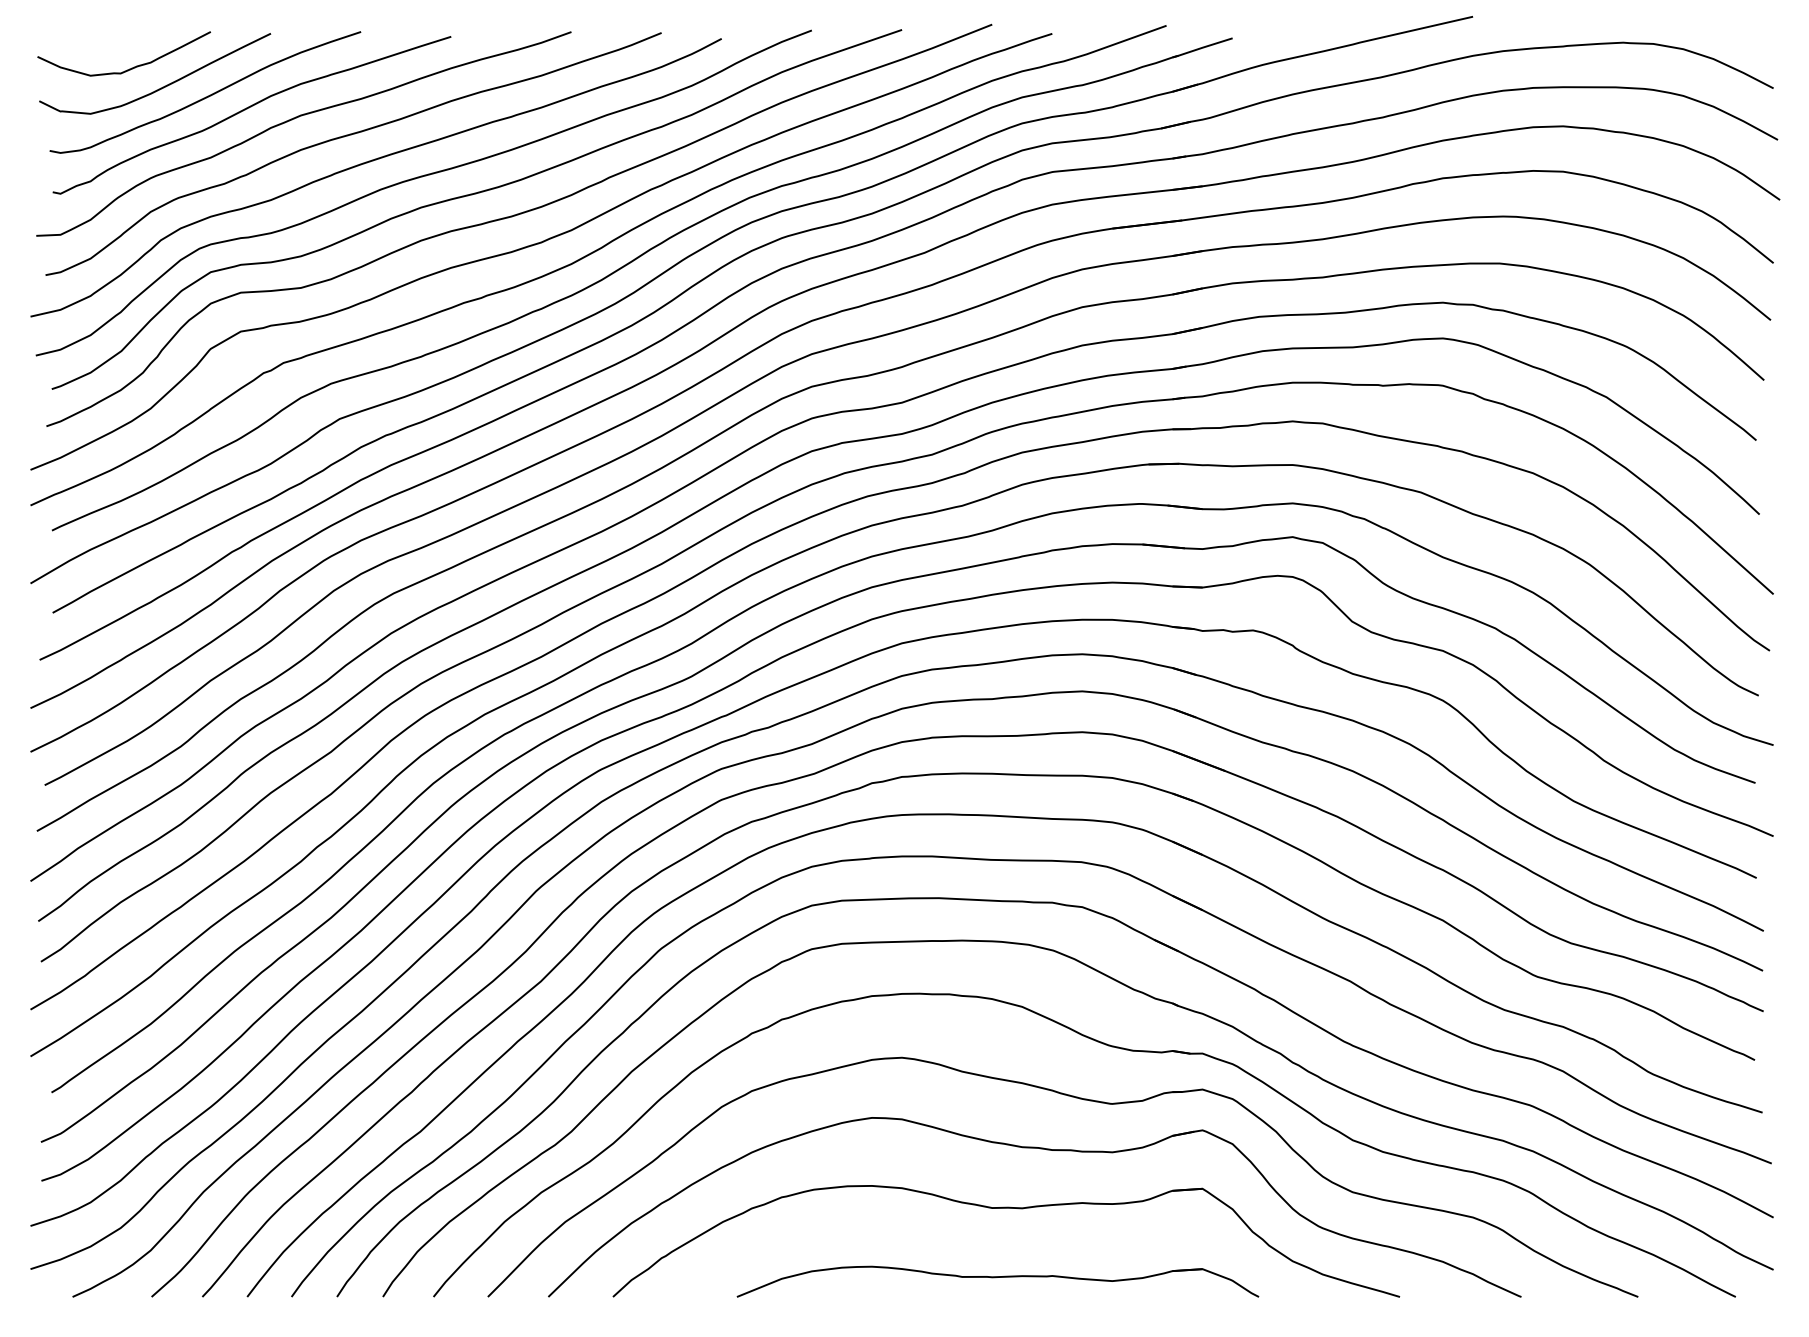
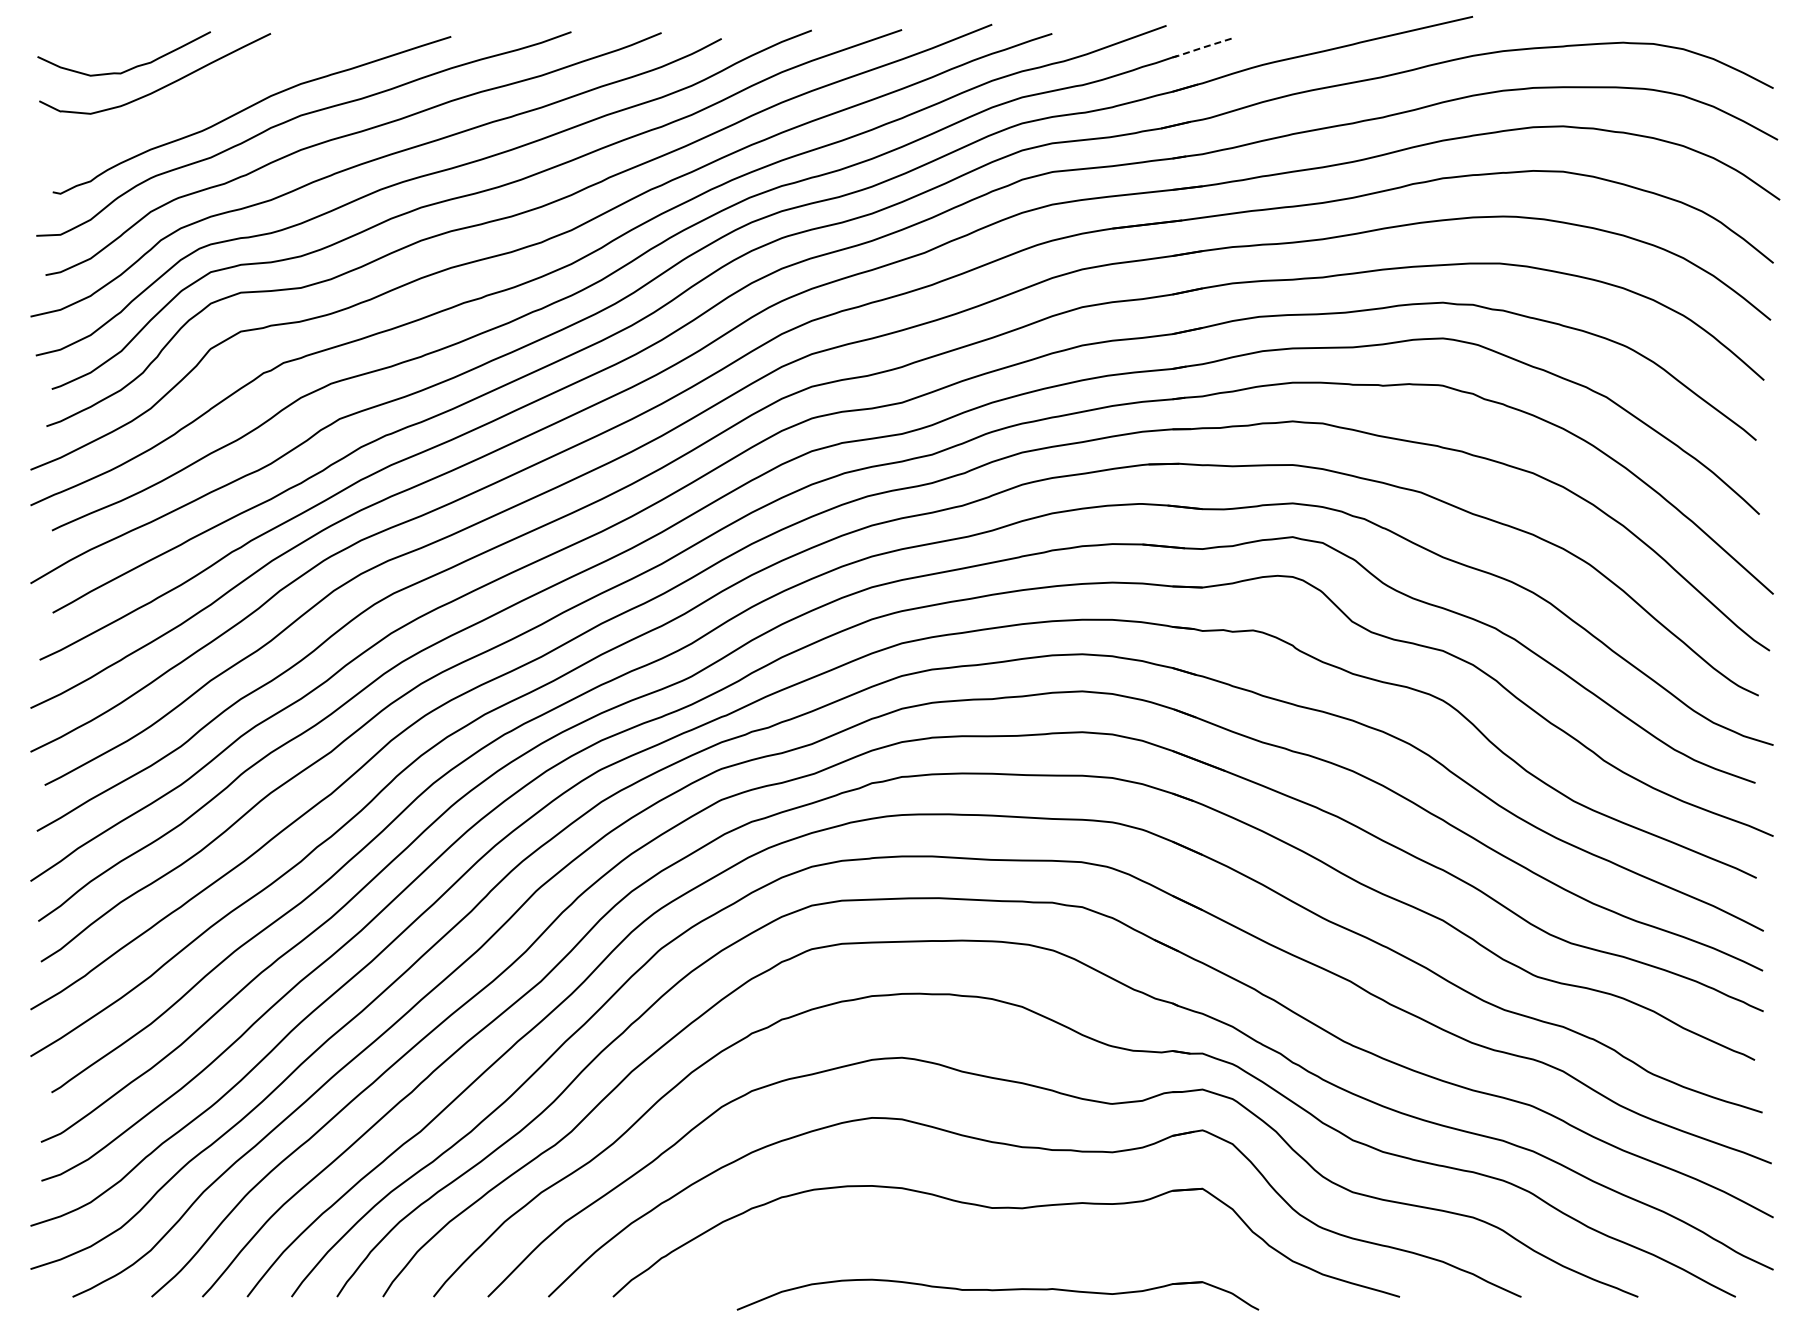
line: solid -> dashed (1202, 47)
curve: present -> none (205, 96)
part position: (997, 1281) -> (997, 1294) (997, 1294)
